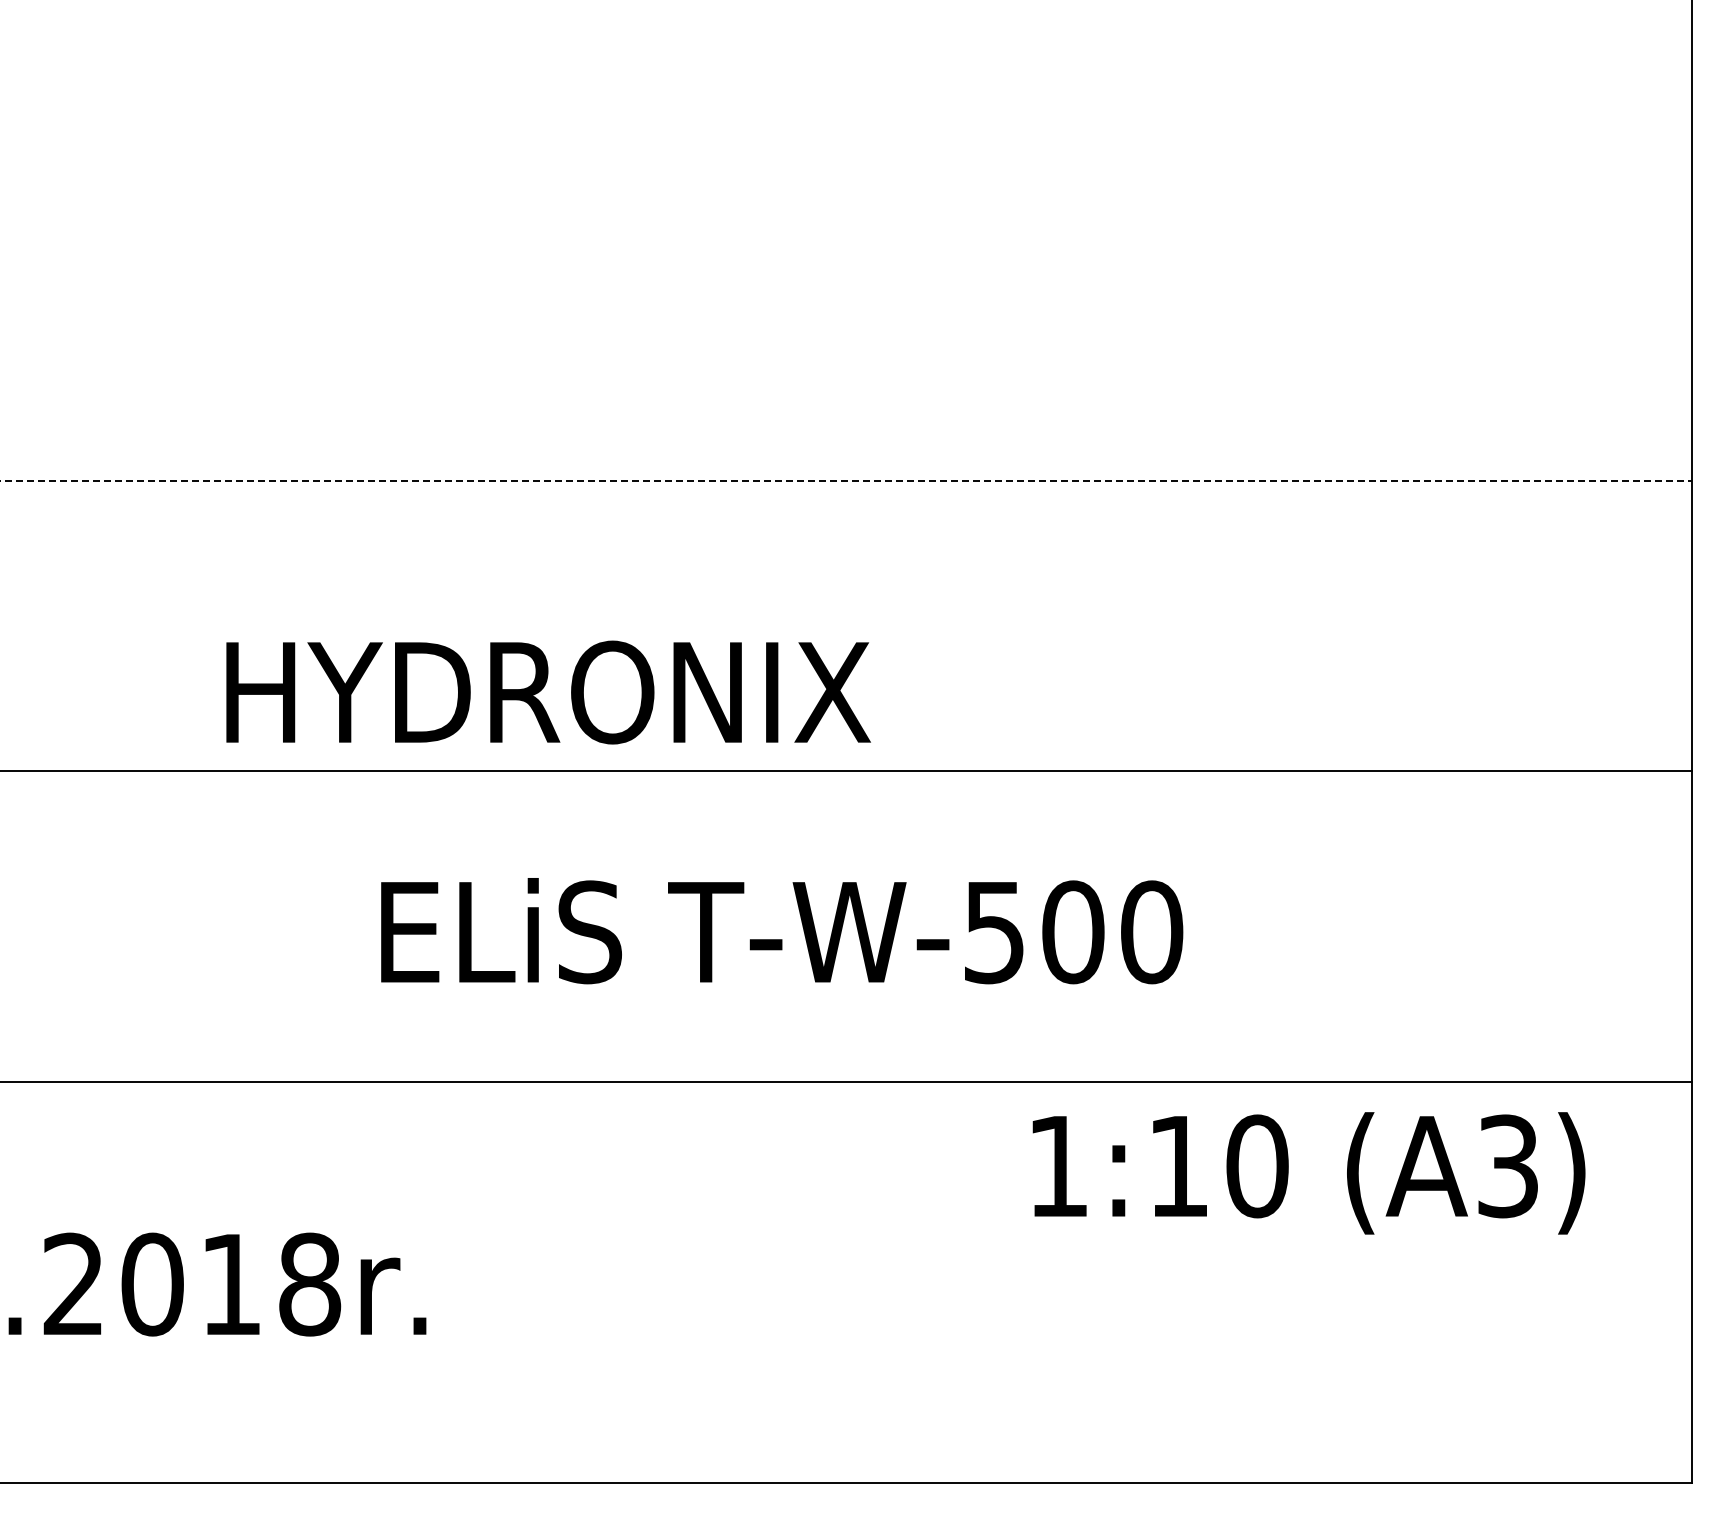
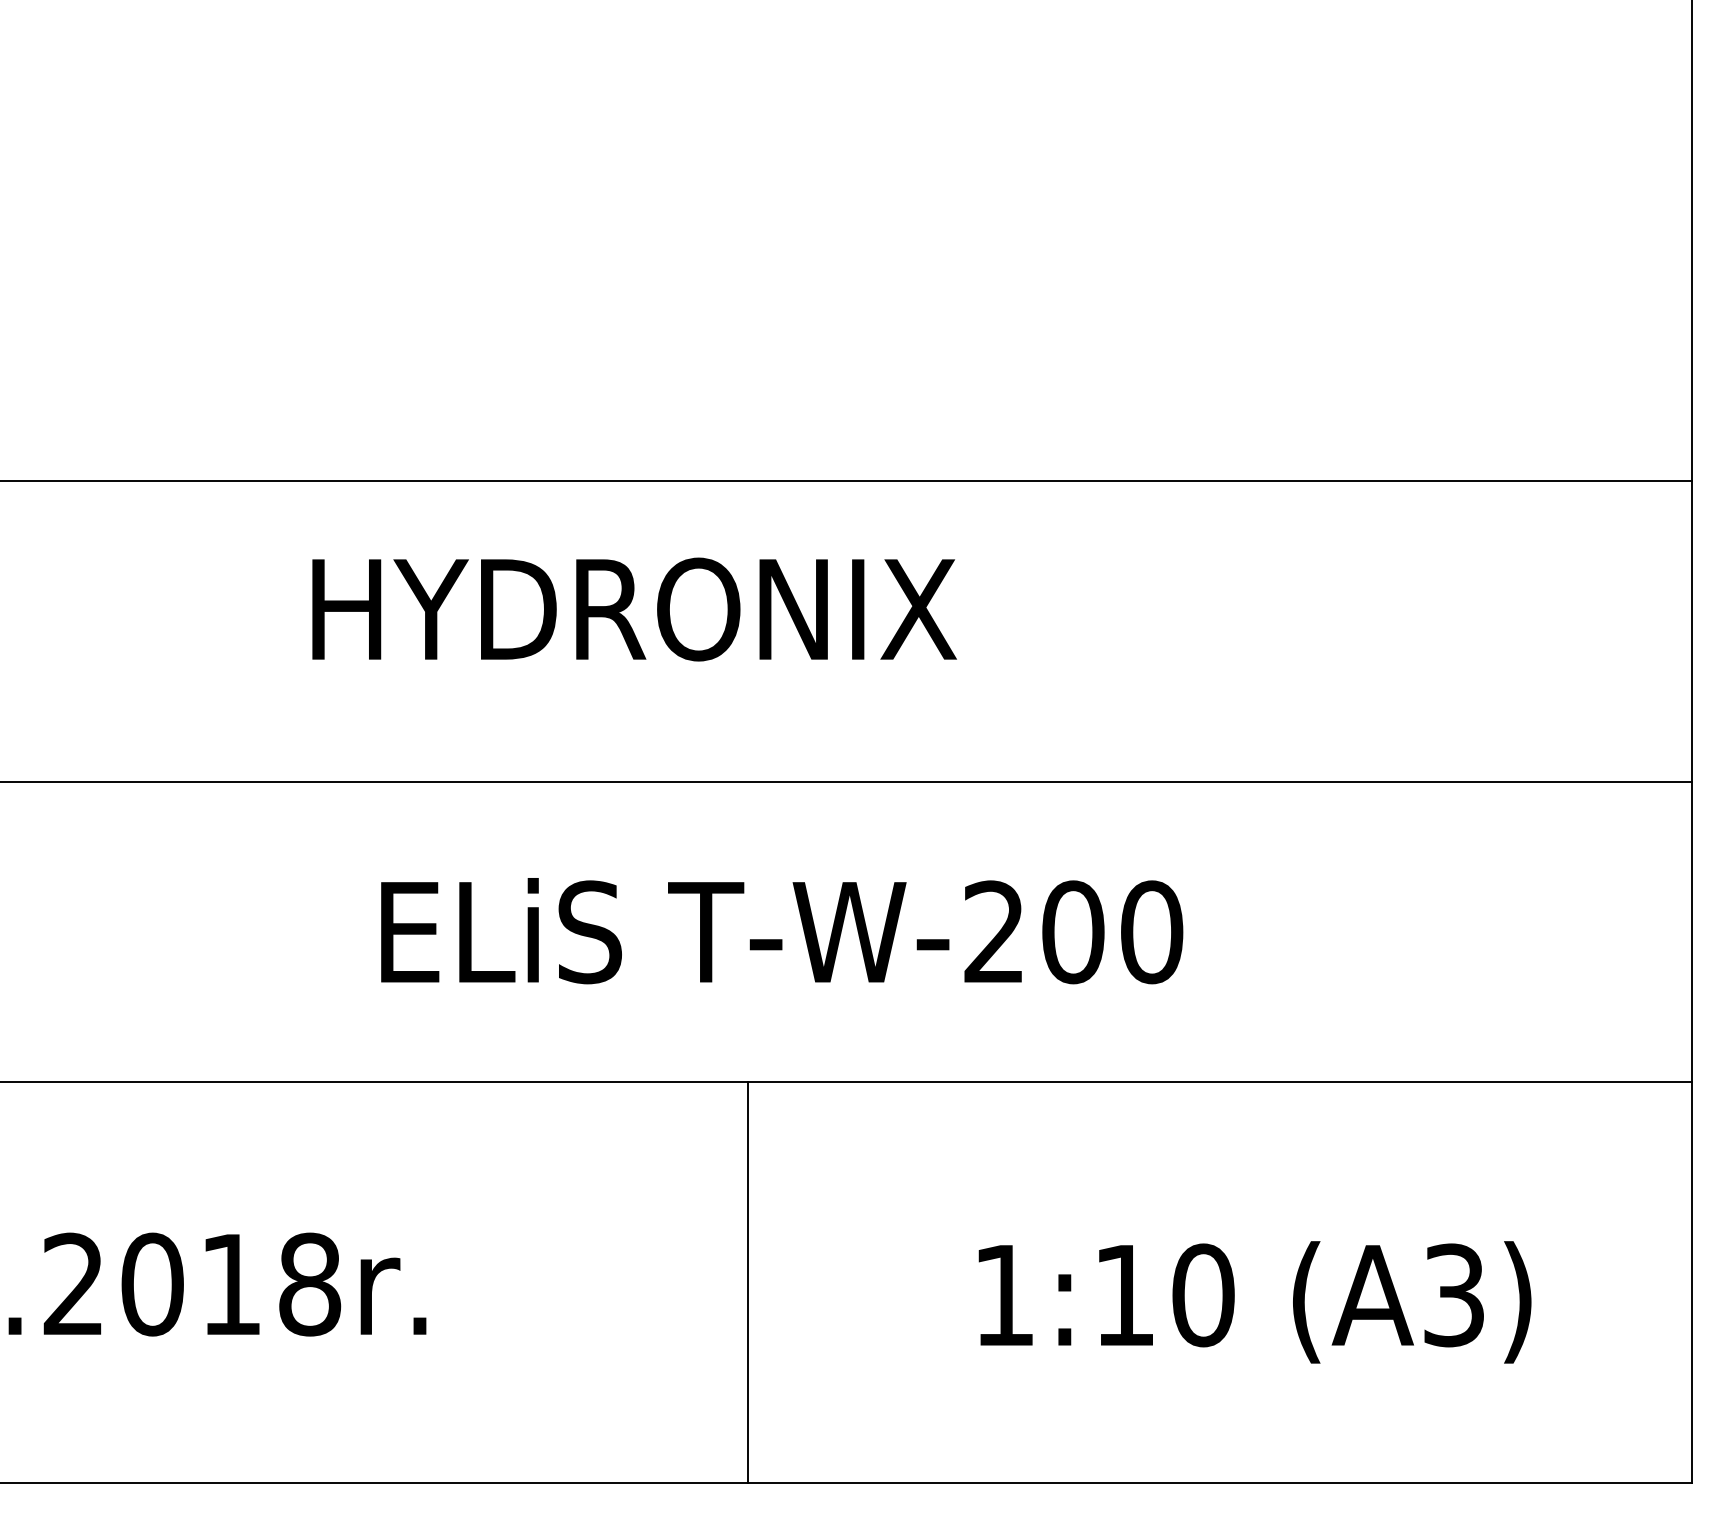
line: dashed -> solid (846, 480)
text position: (548, 692) -> (634, 609) (634, 609)
line position: (847, 770) -> (847, 781) (847, 781)
text: T-W-500 -> T-W-200 (993, 932)
text position: (1308, 1173) -> (1254, 1302) (1254, 1302)
line: none -> present (747, 1282)
